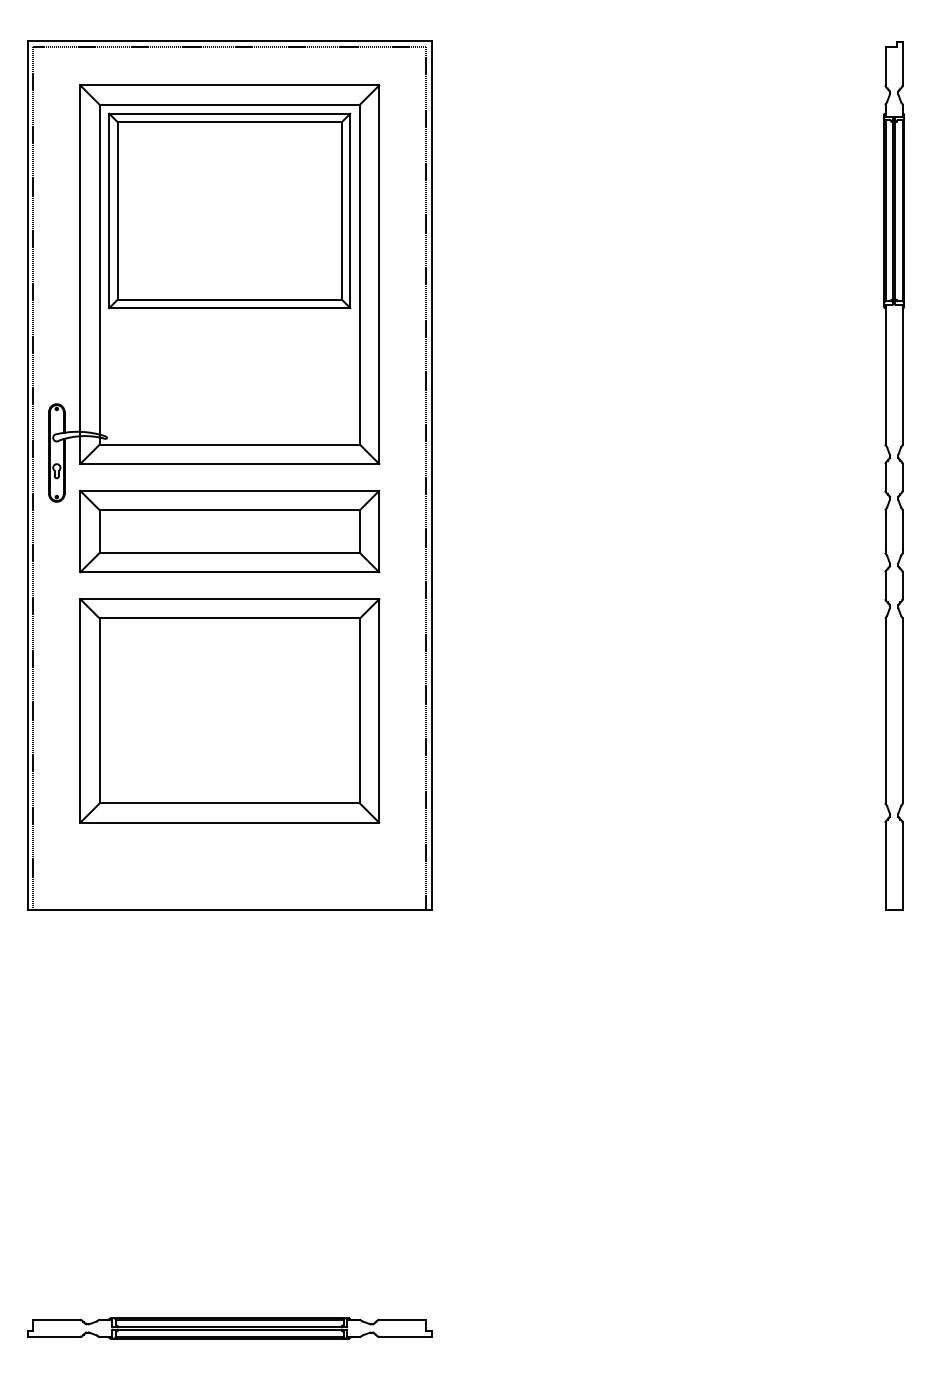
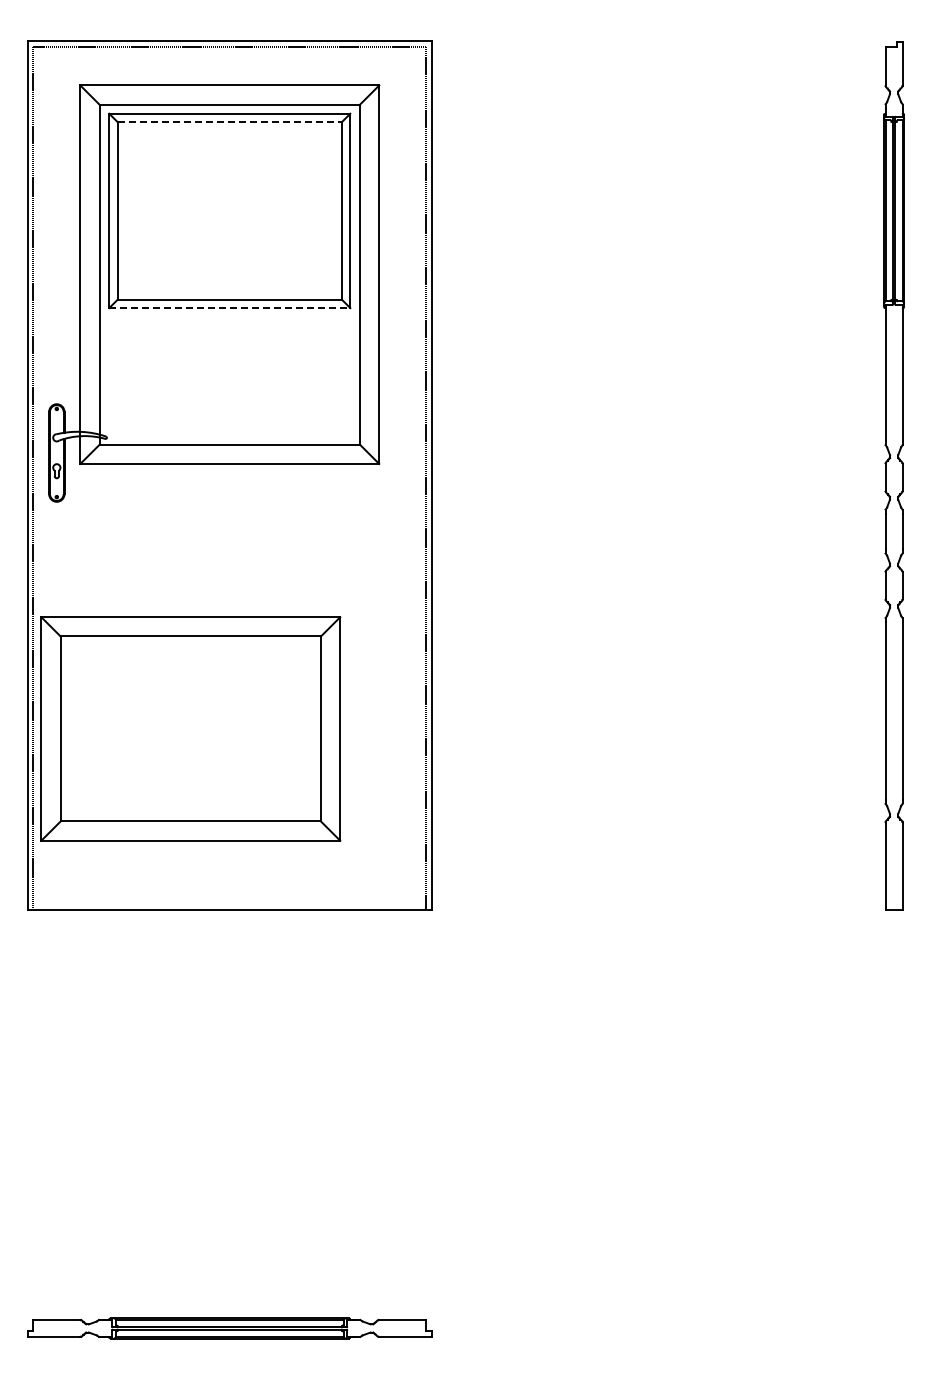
line: solid -> dashed (229, 122)
line: solid -> dashed (229, 308)
part: present -> none (229, 531)
part position: (229, 710) -> (190, 728) (190, 728)
